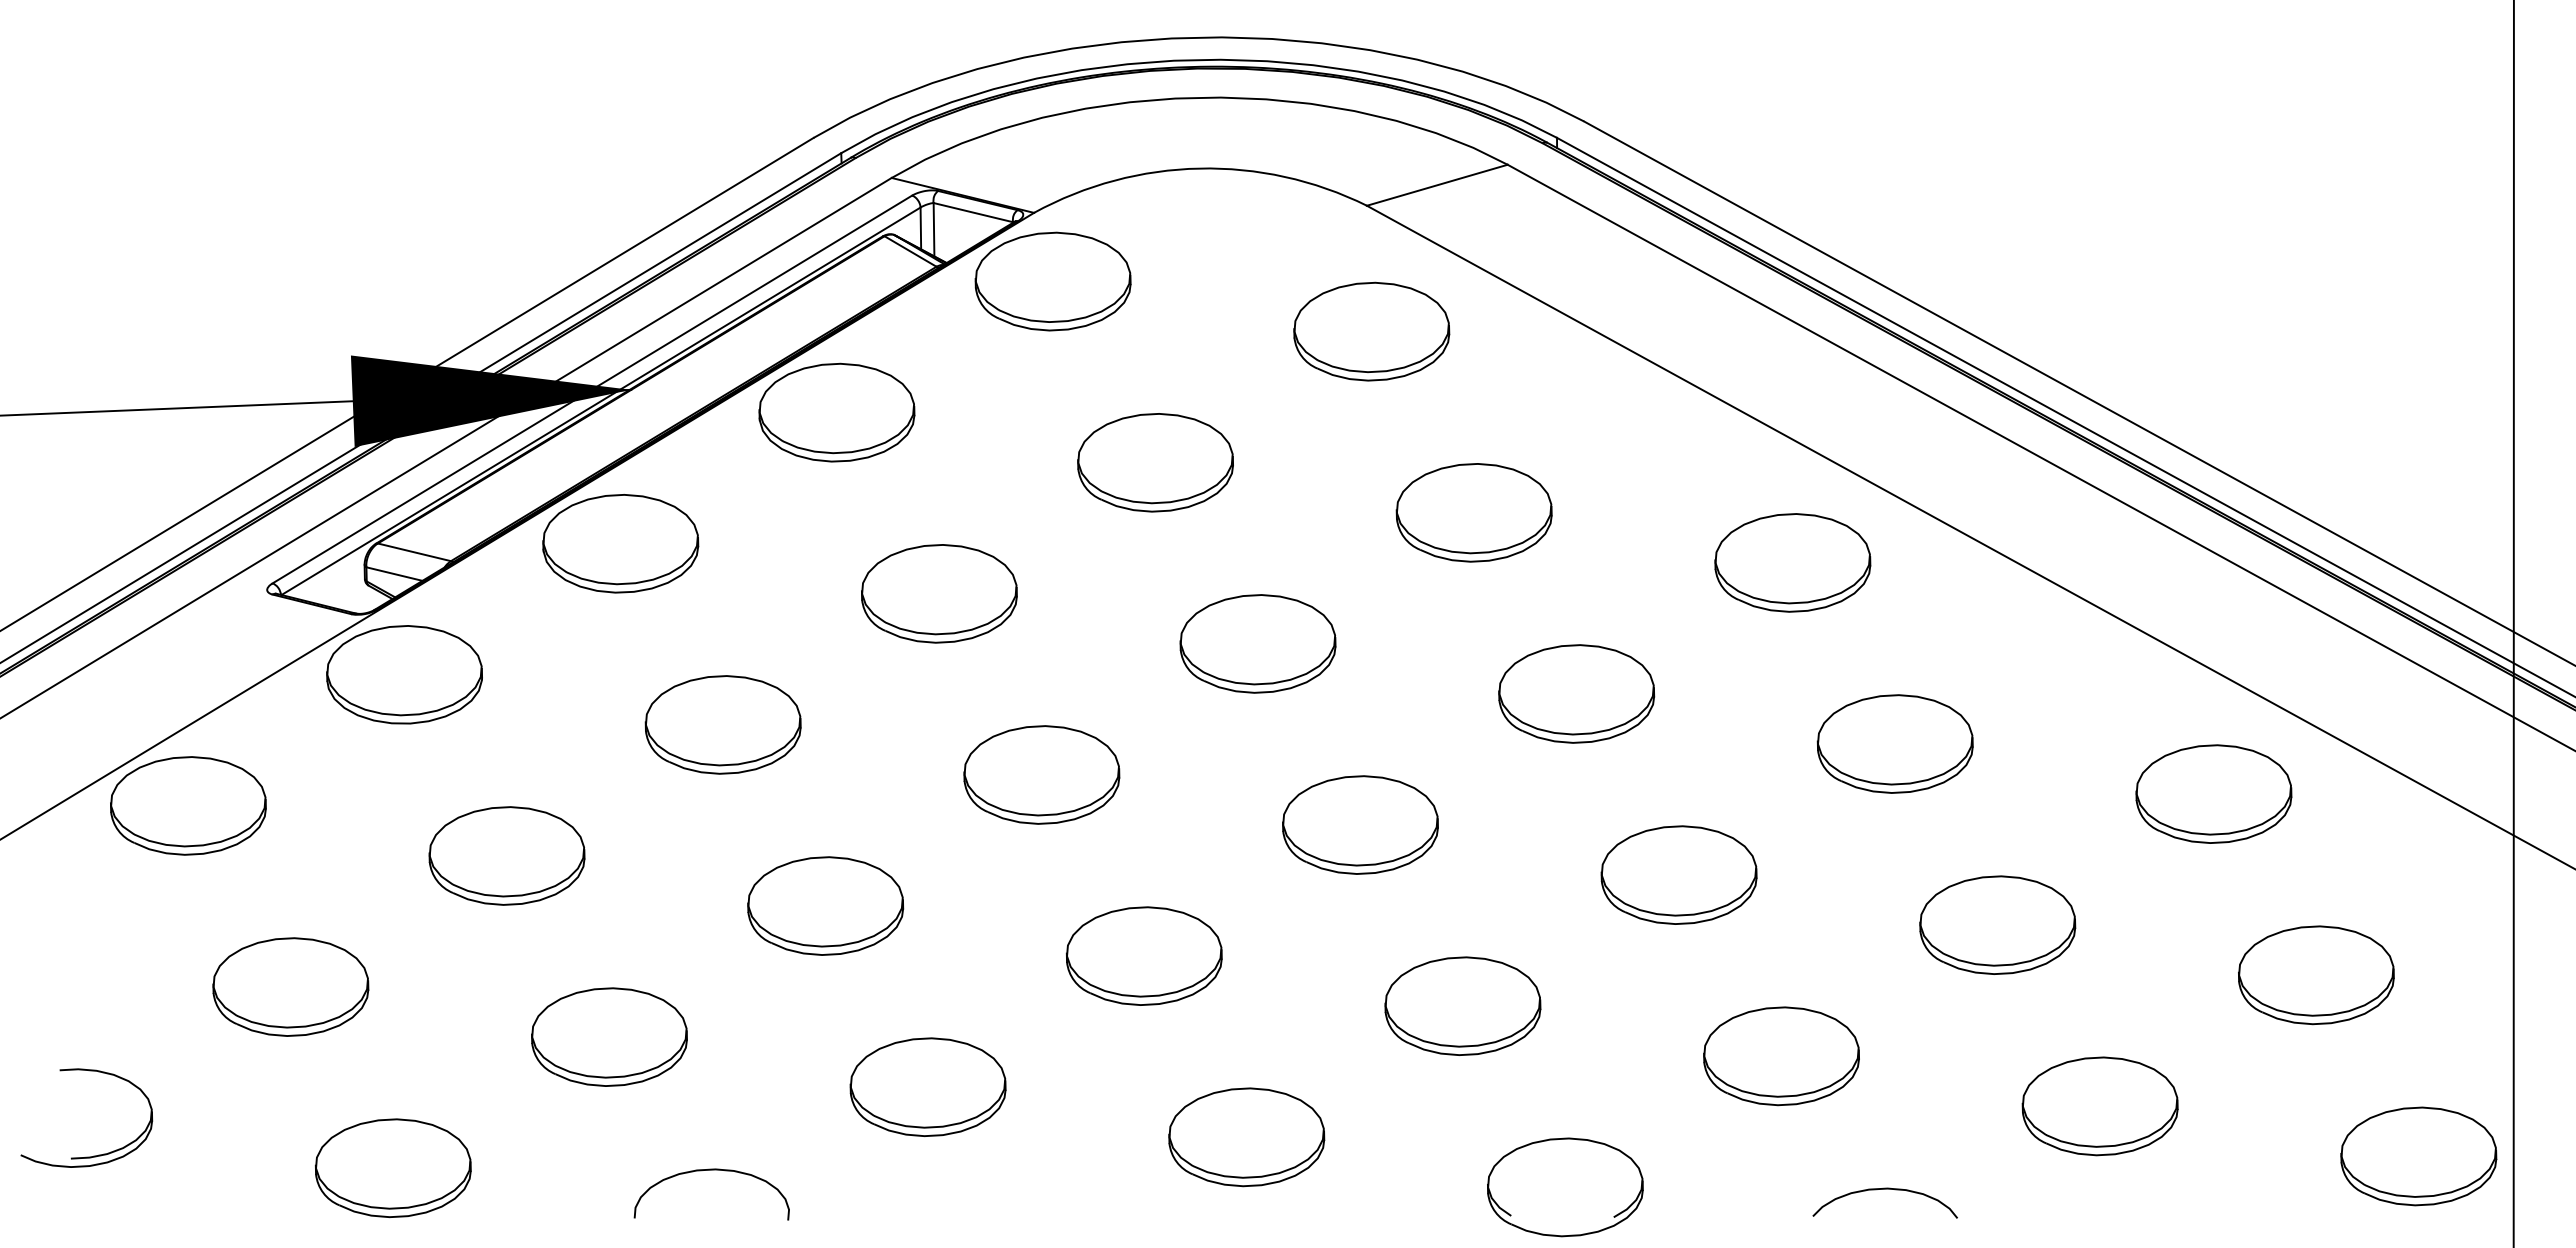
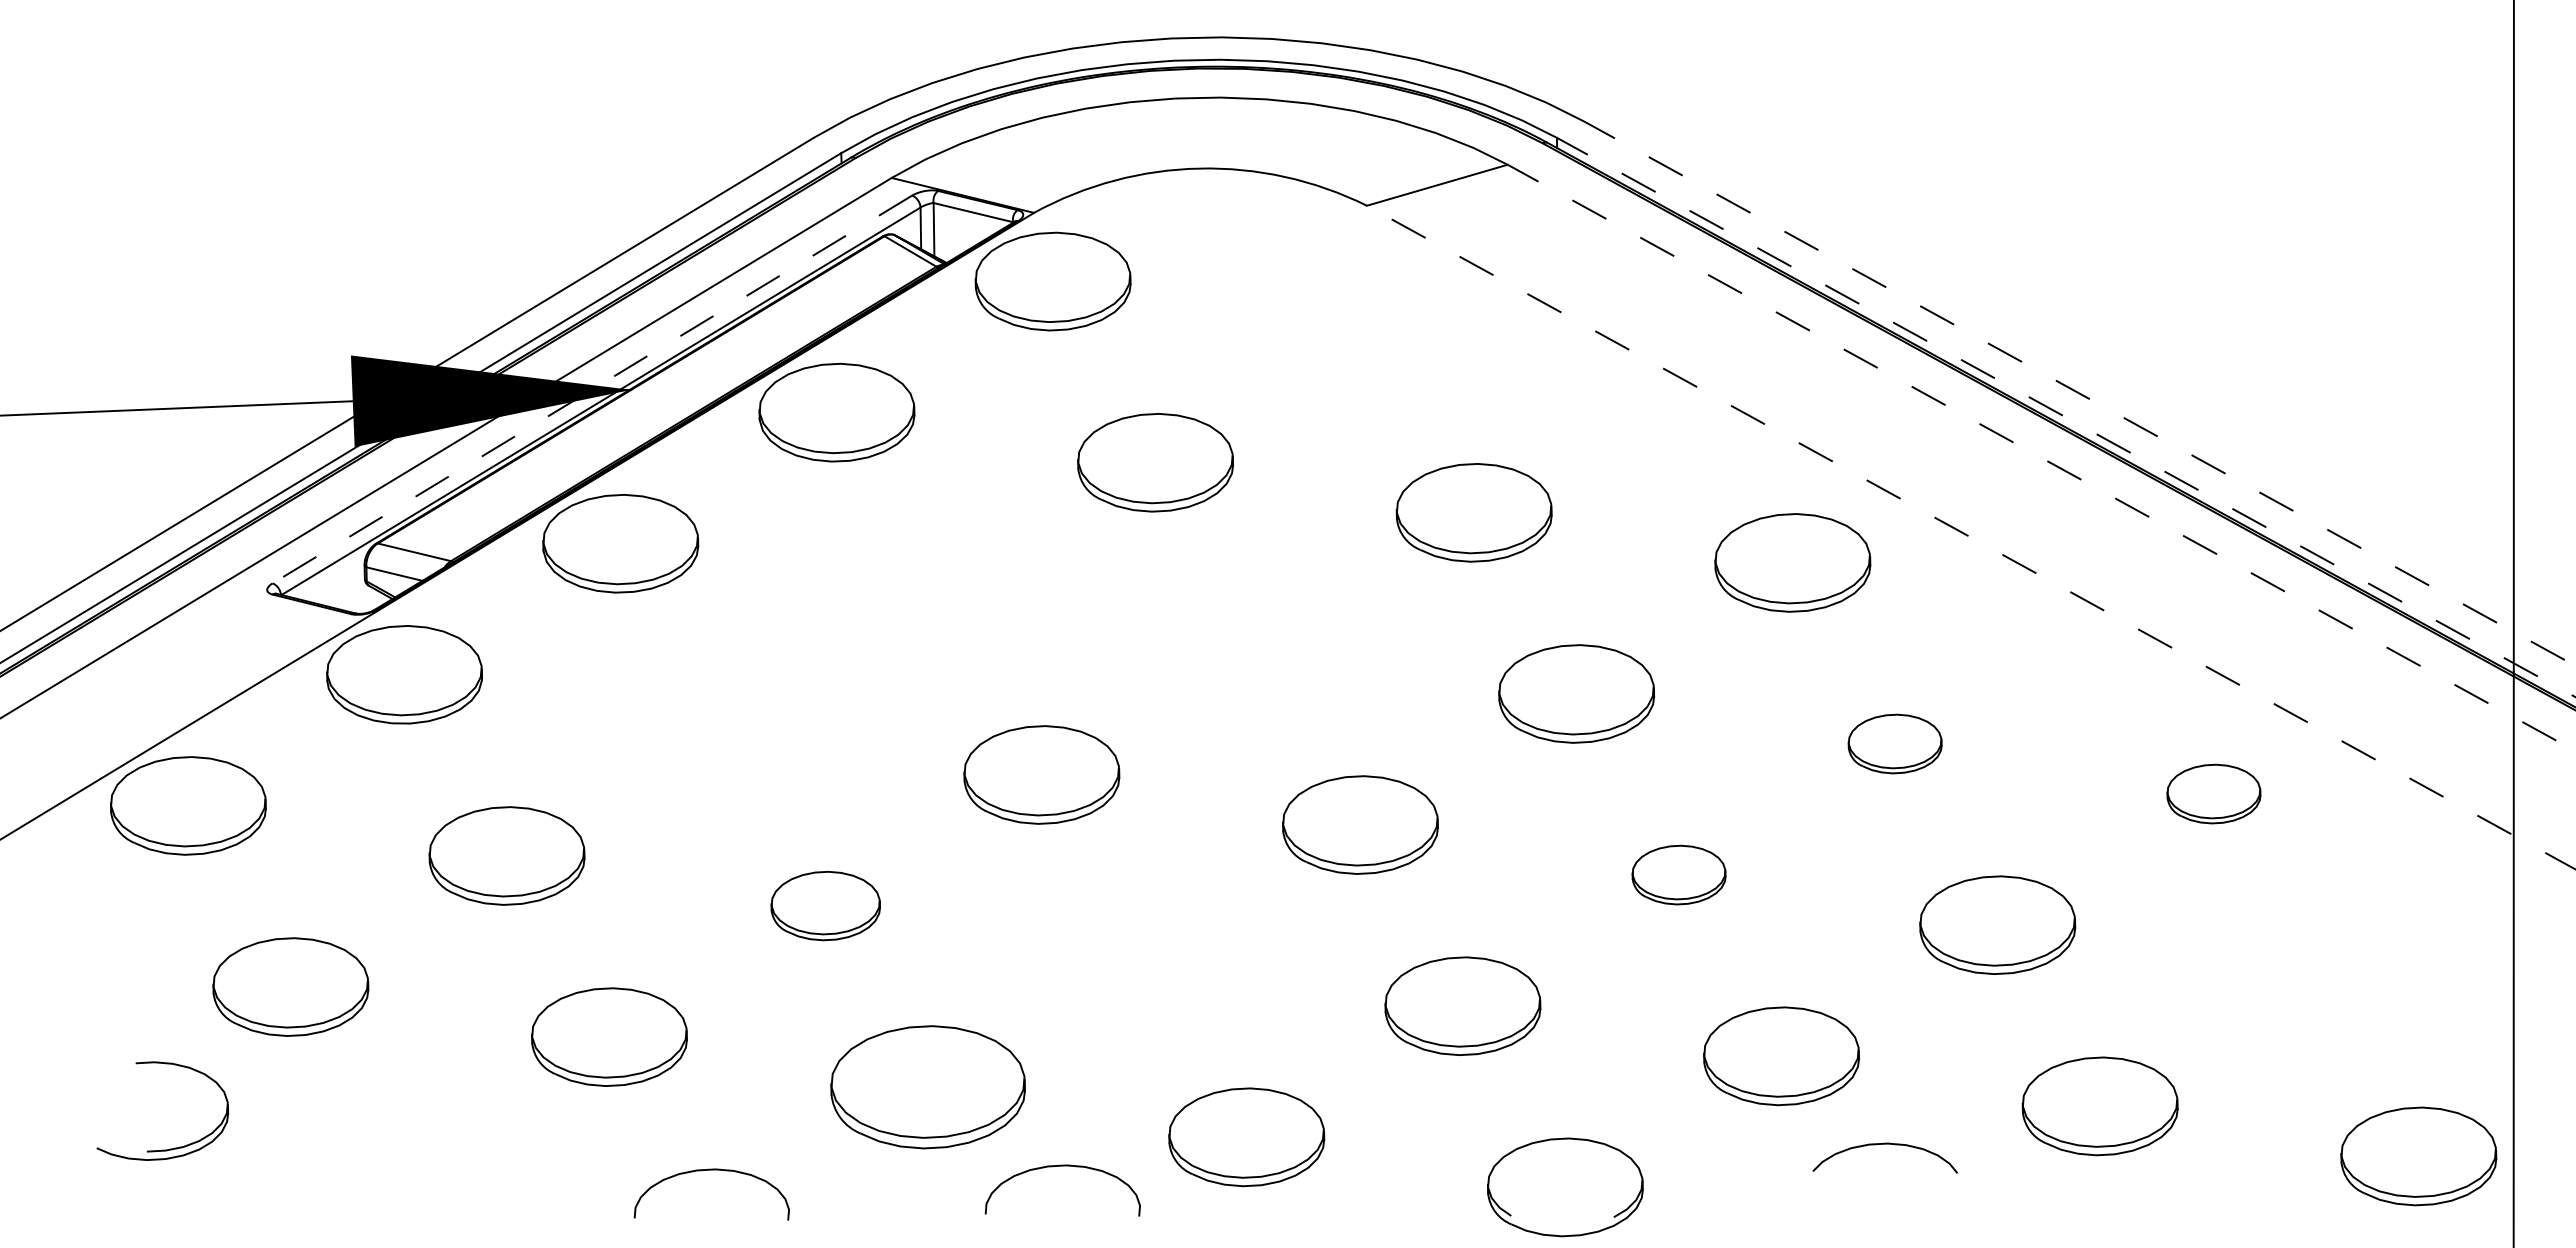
part: present -> none (1371, 331)
line: solid -> dashed (592, 389)
line: solid -> dashed (2079, 393)
line: solid -> dashed (2066, 417)
line: solid -> dashed (2041, 457)
line: solid -> dashed (1970, 537)
part: present -> none (939, 593)
part: present -> none (1257, 643)
part: present -> none (722, 724)
part size: 158x100 px -> 96x62 px (1894, 743)
part size: 158x100 px -> 96x62 px (2213, 793)
part size: 158x100 px -> 96x62 px (1678, 874)
part size: 158x100 px -> 111x72 px (825, 905)
part: present -> none (1144, 955)
part: present -> none (2316, 975)
part size: 158x100 px -> 196x125 px (927, 1087)
part position: (93, 1155) -> (169, 1148) (169, 1148)
curve: none -> present (1062, 1166)
part: present -> none (393, 1167)
curve position: (1884, 1189) -> (1884, 1144) (1884, 1144)
